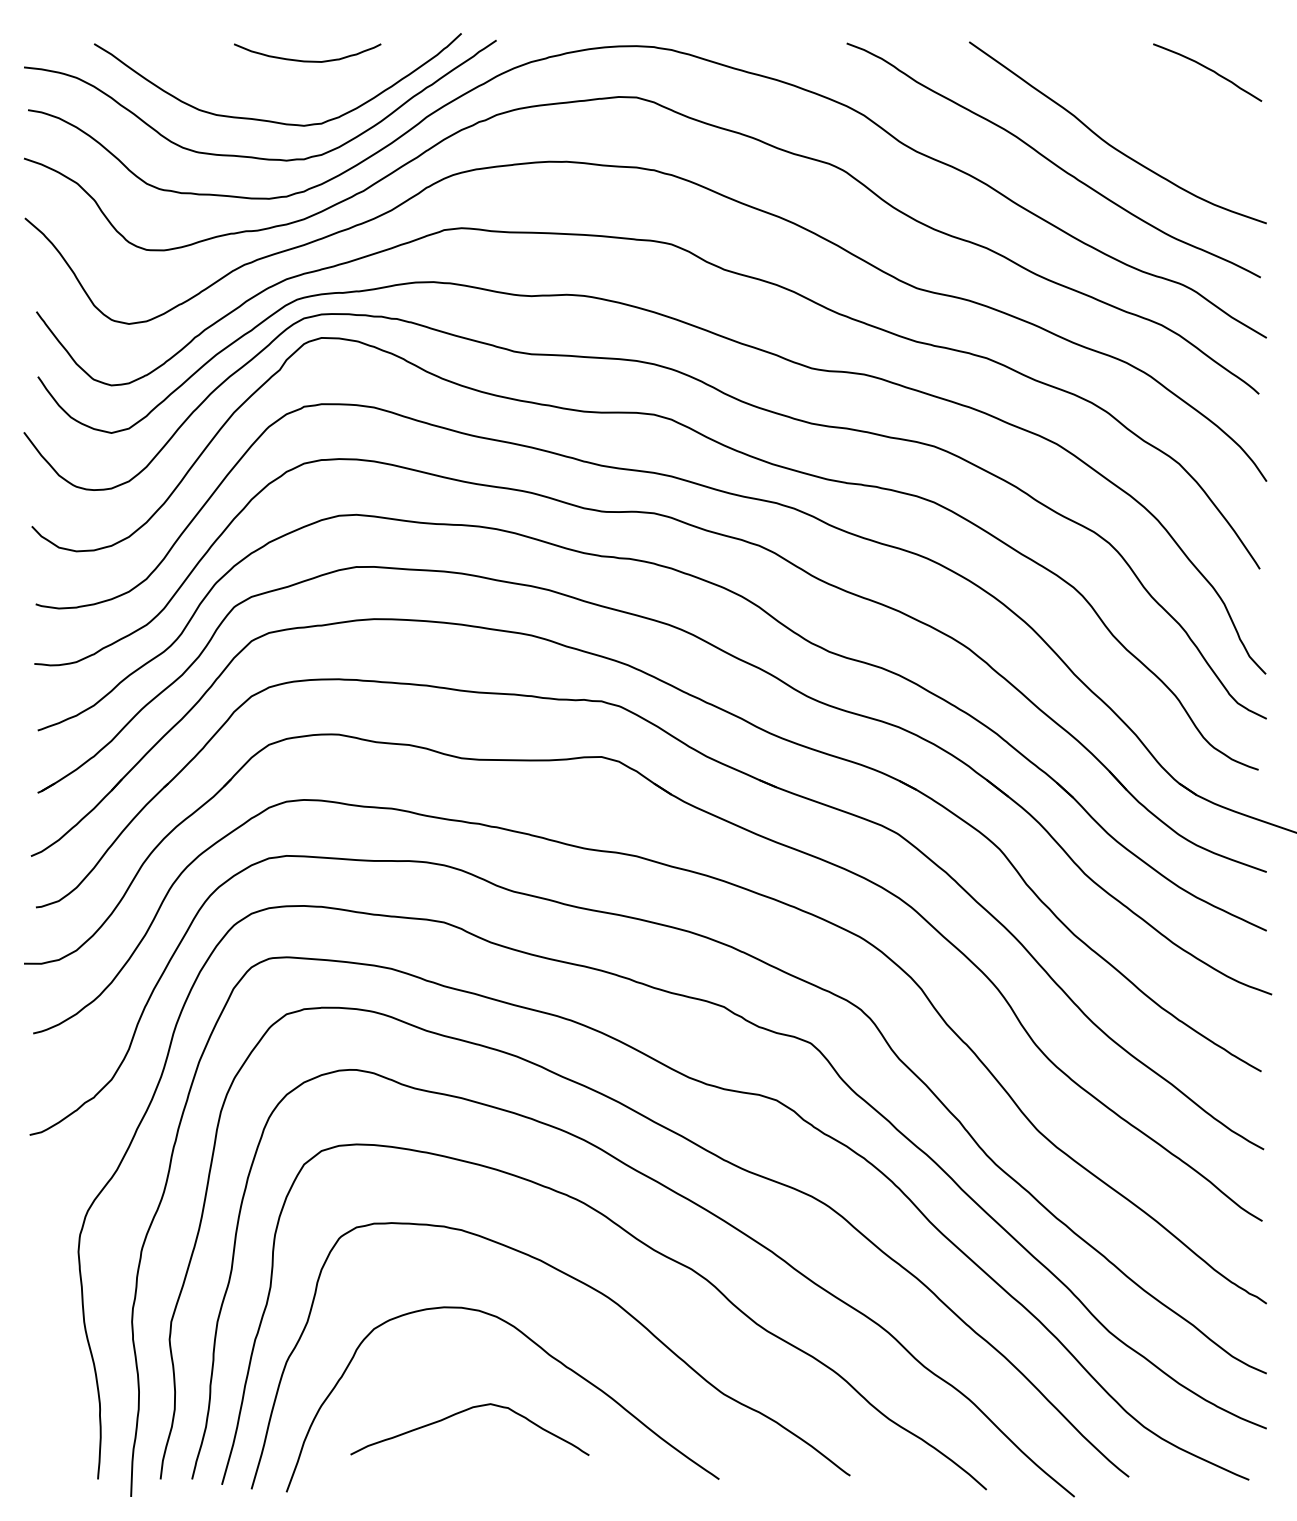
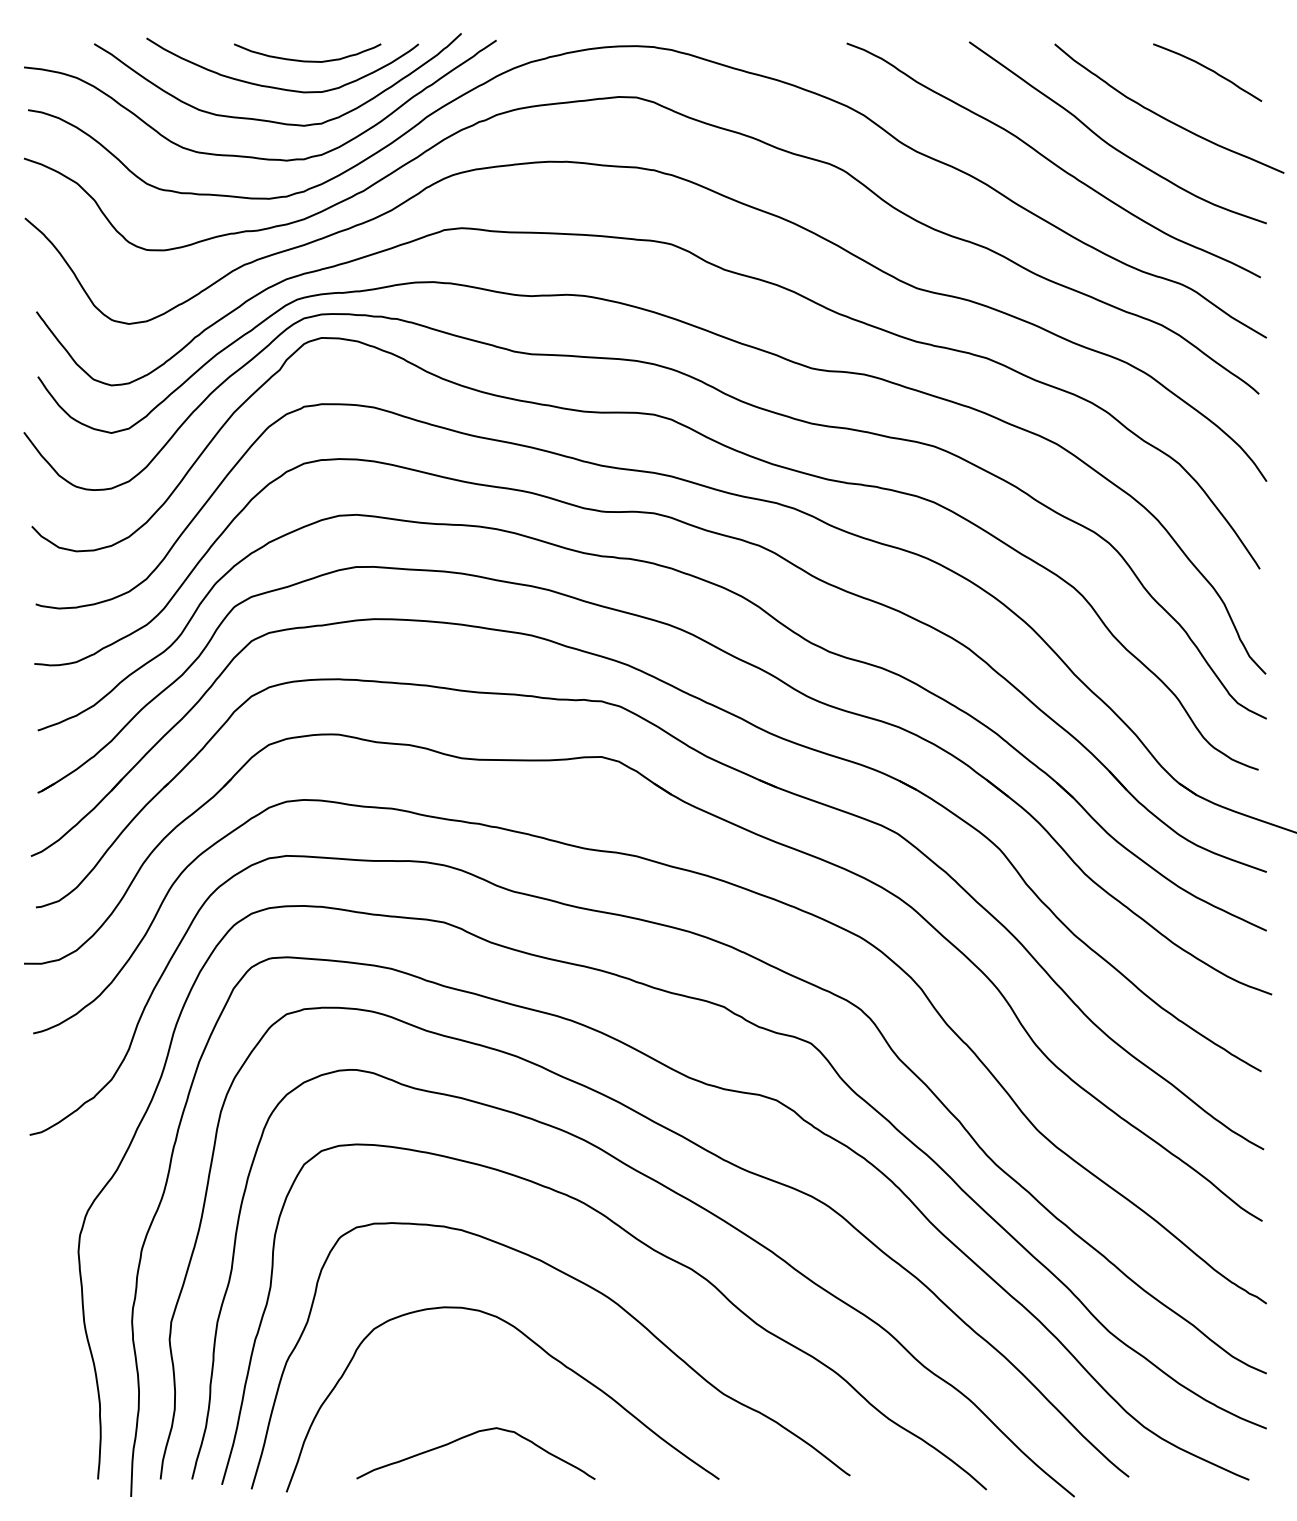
curve: none -> present (279, 87)
curve: none -> present (1163, 116)
curve position: (460, 1413) -> (466, 1437) (466, 1437)
